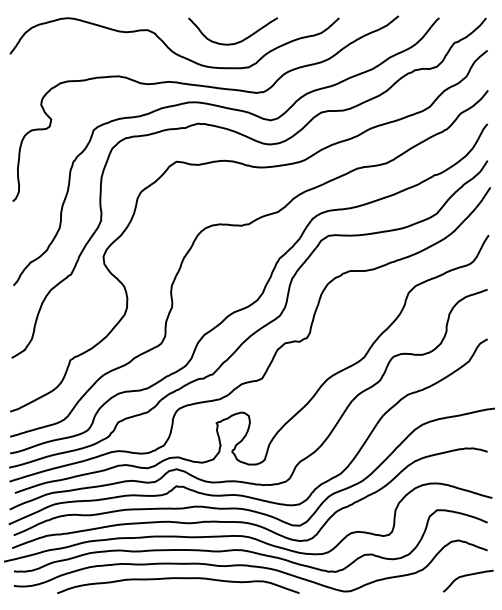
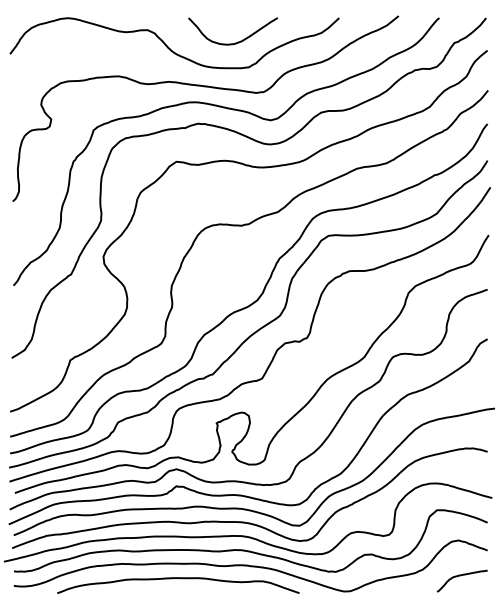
curve position: (467, 576) -> (461, 576) (461, 576)
